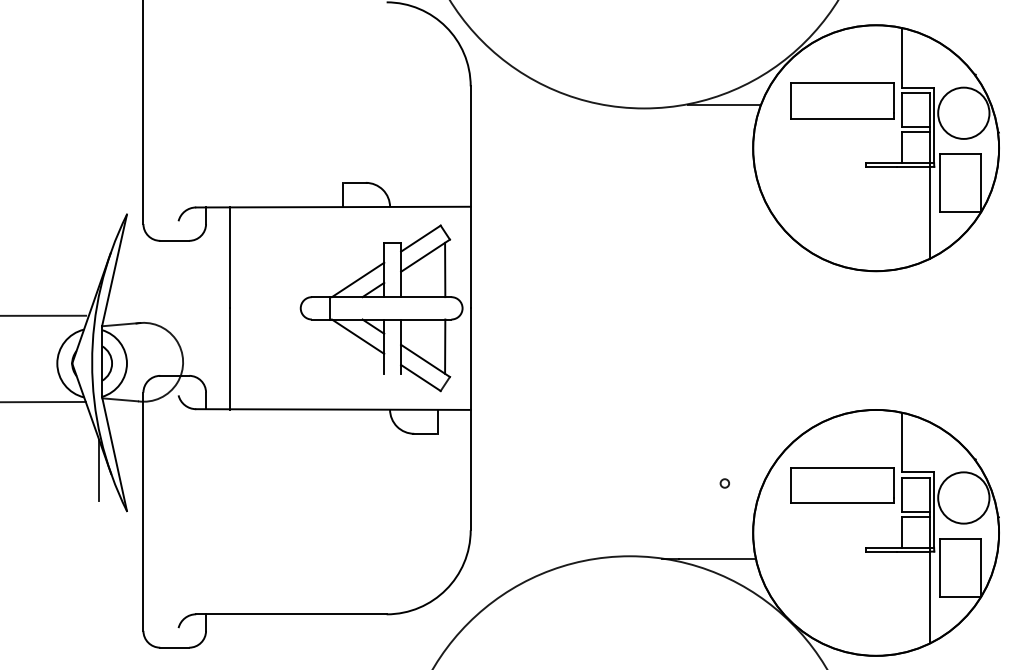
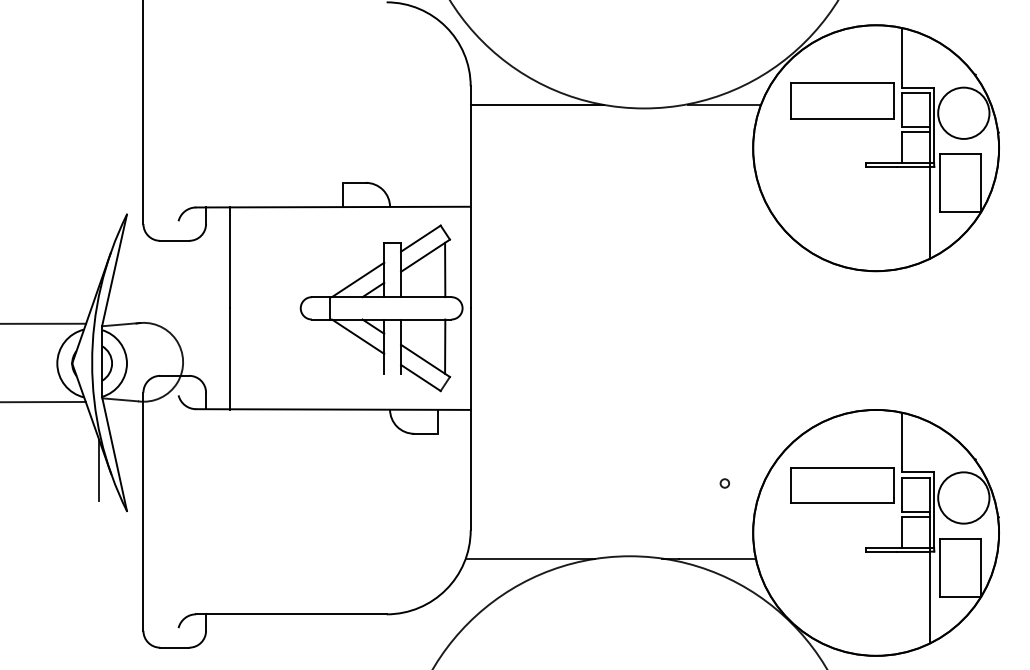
line: none -> present (537, 104)
line position: (44, 315) -> (44, 323) (44, 323)
line: none -> present (530, 558)
